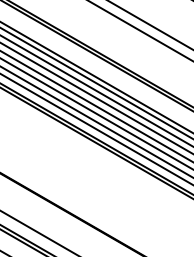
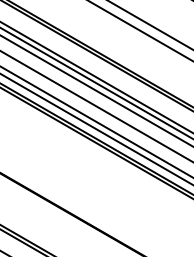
line: present -> none (96, 97)
line: present -> none (96, 113)
line: present -> none (38, 232)
